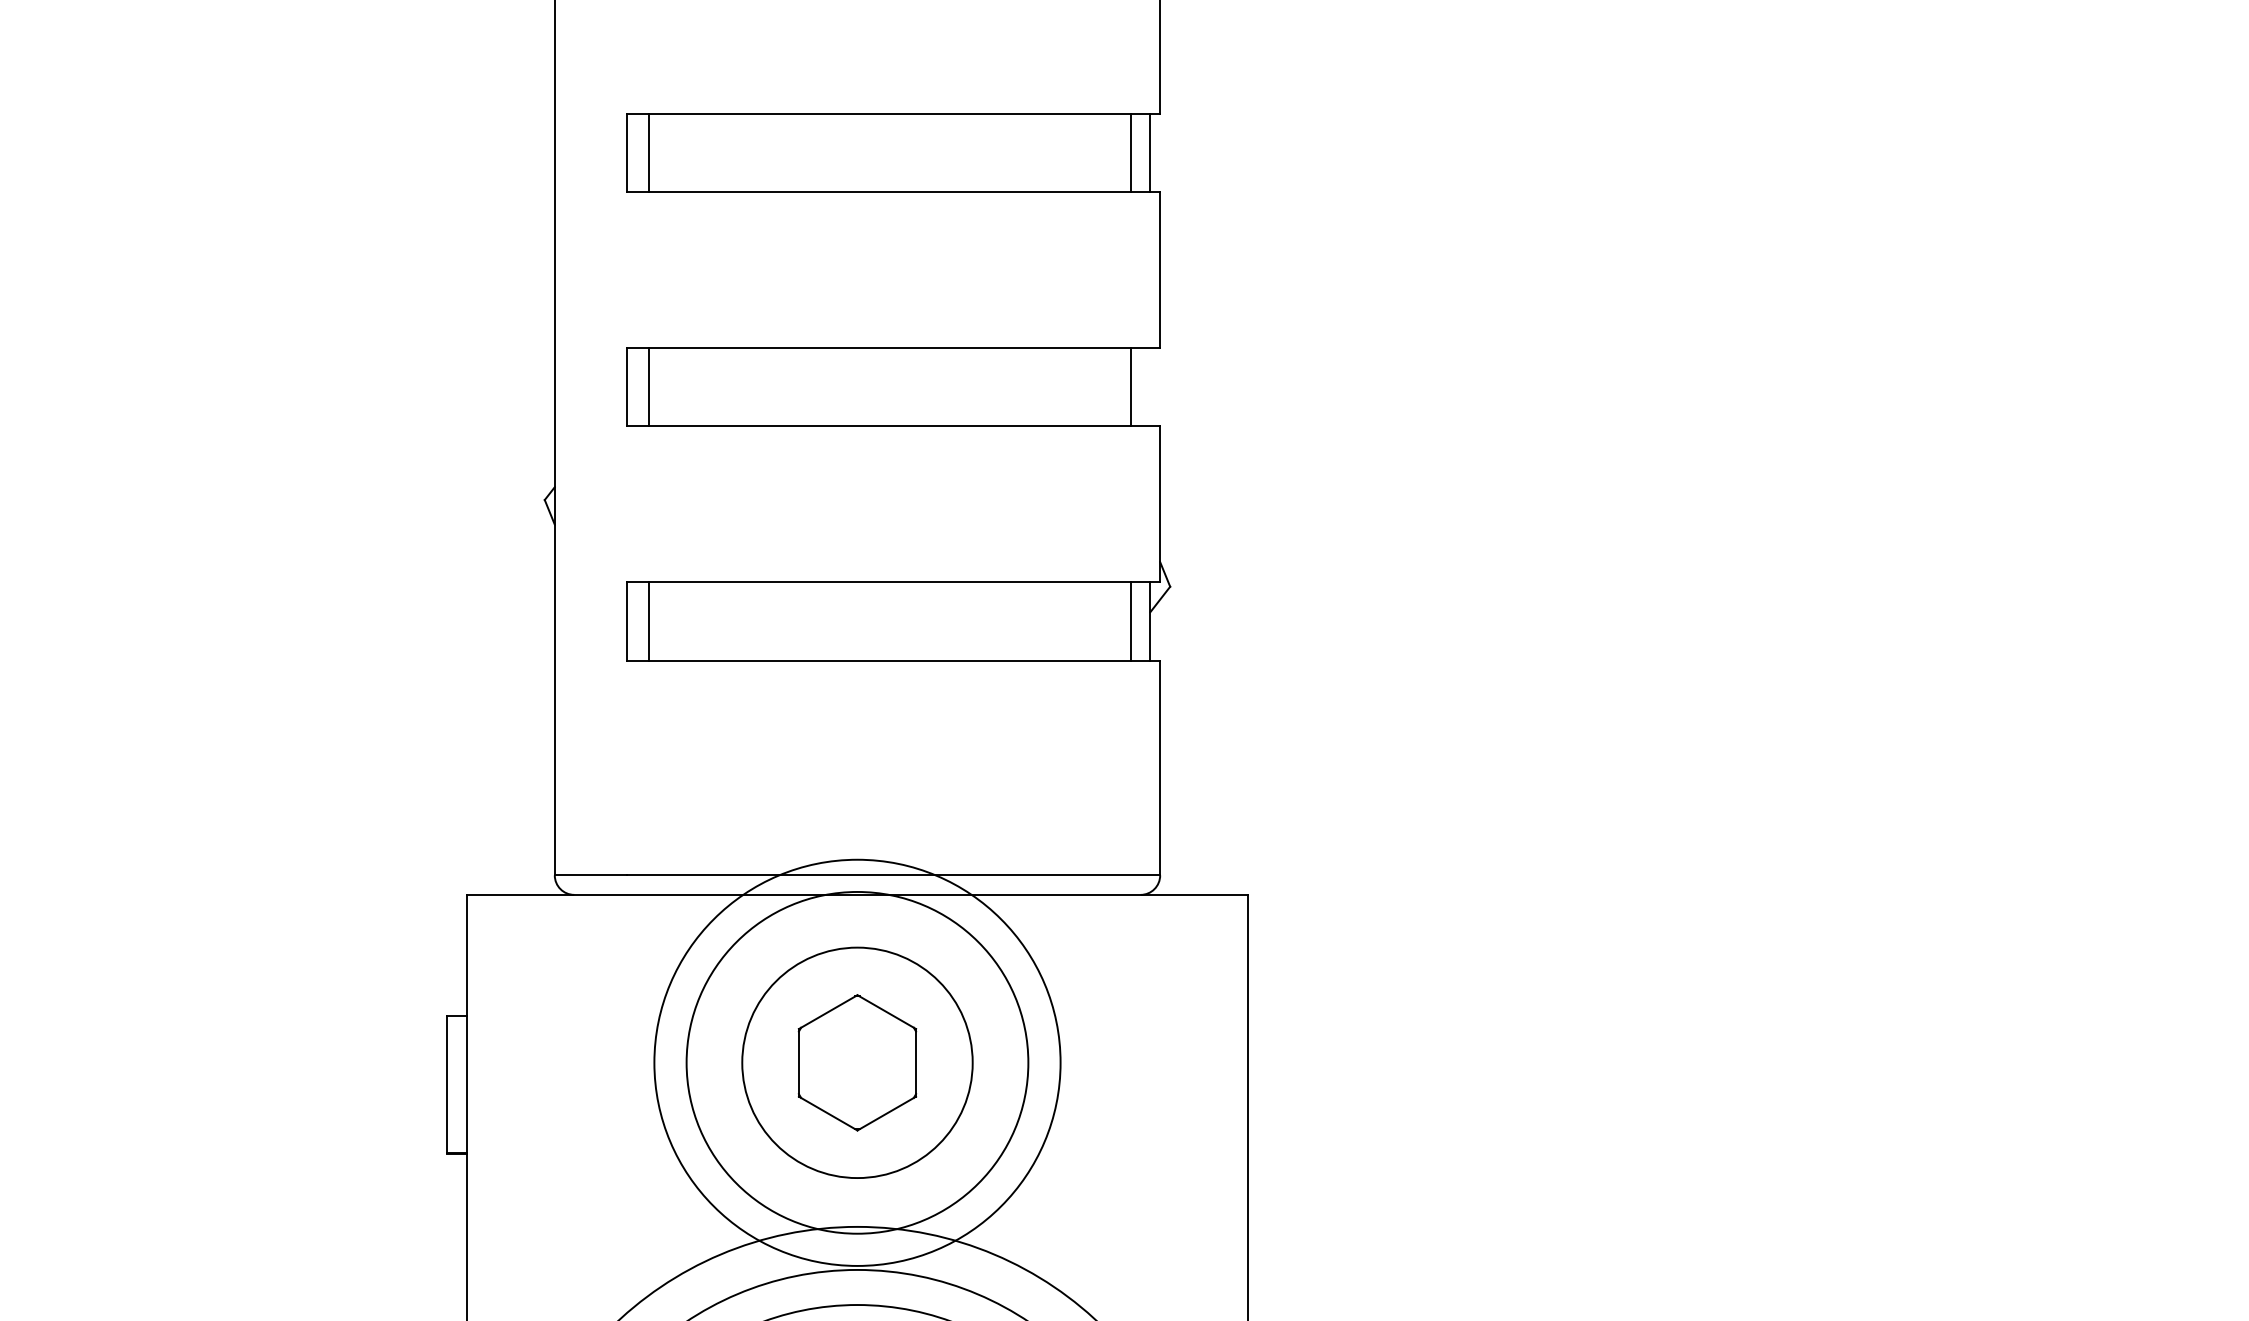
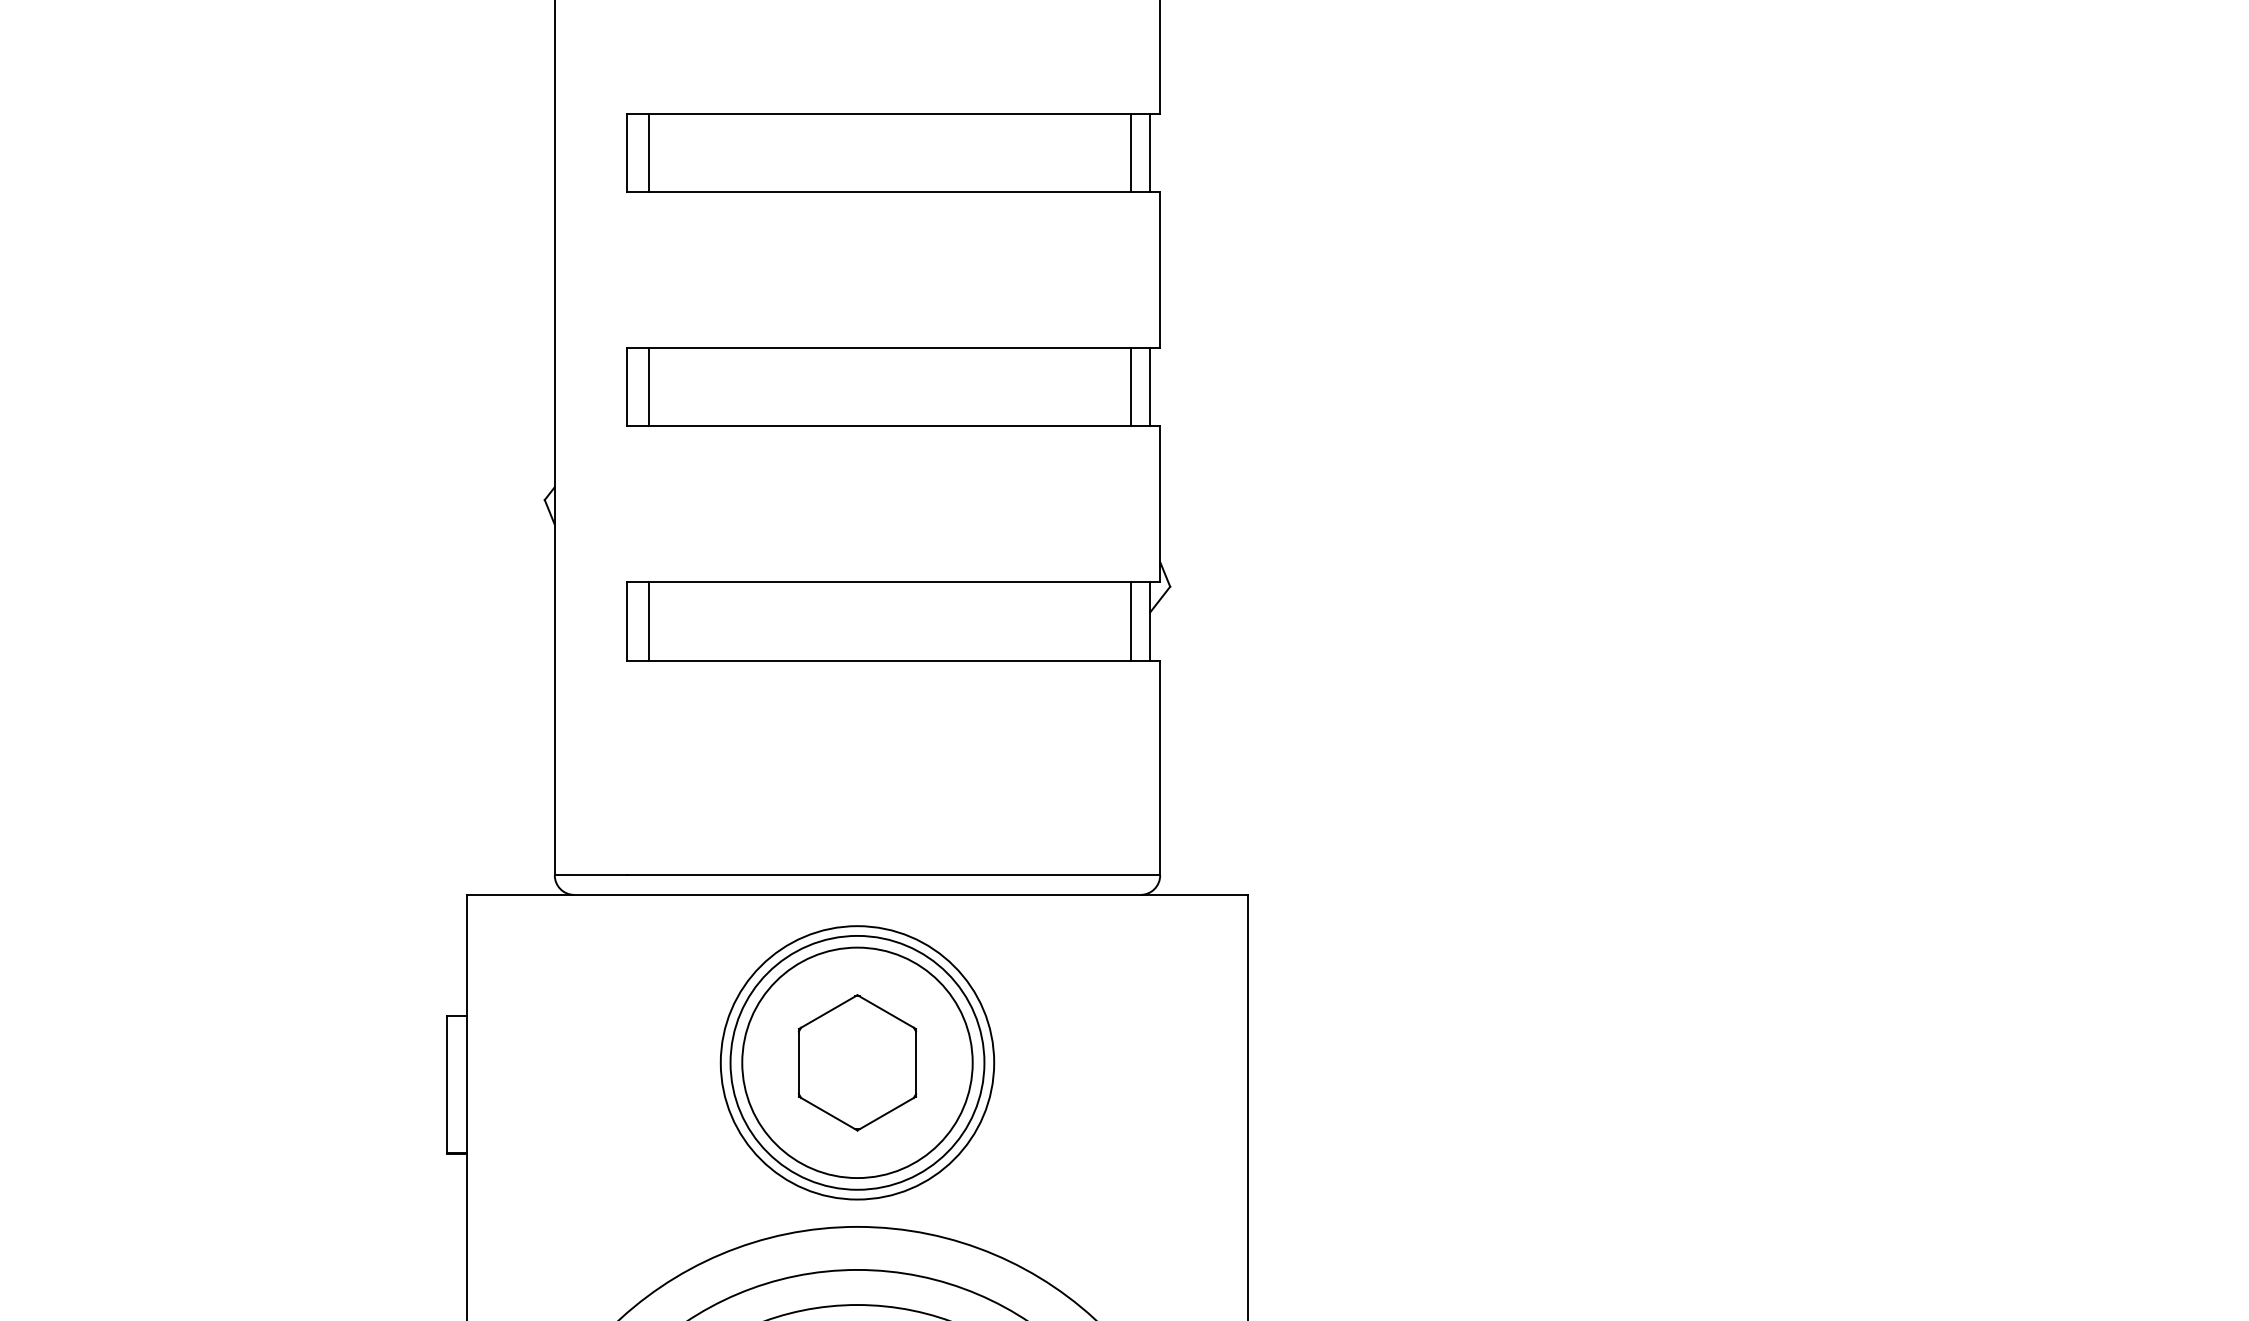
line: none -> present (1150, 387)
circle diameter: 342 px -> 273 px (857, 1062)
circle diameter: 406 px -> 254 px (857, 1062)
